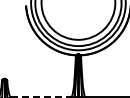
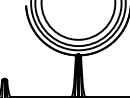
line: dashed -> solid (41, 97)
